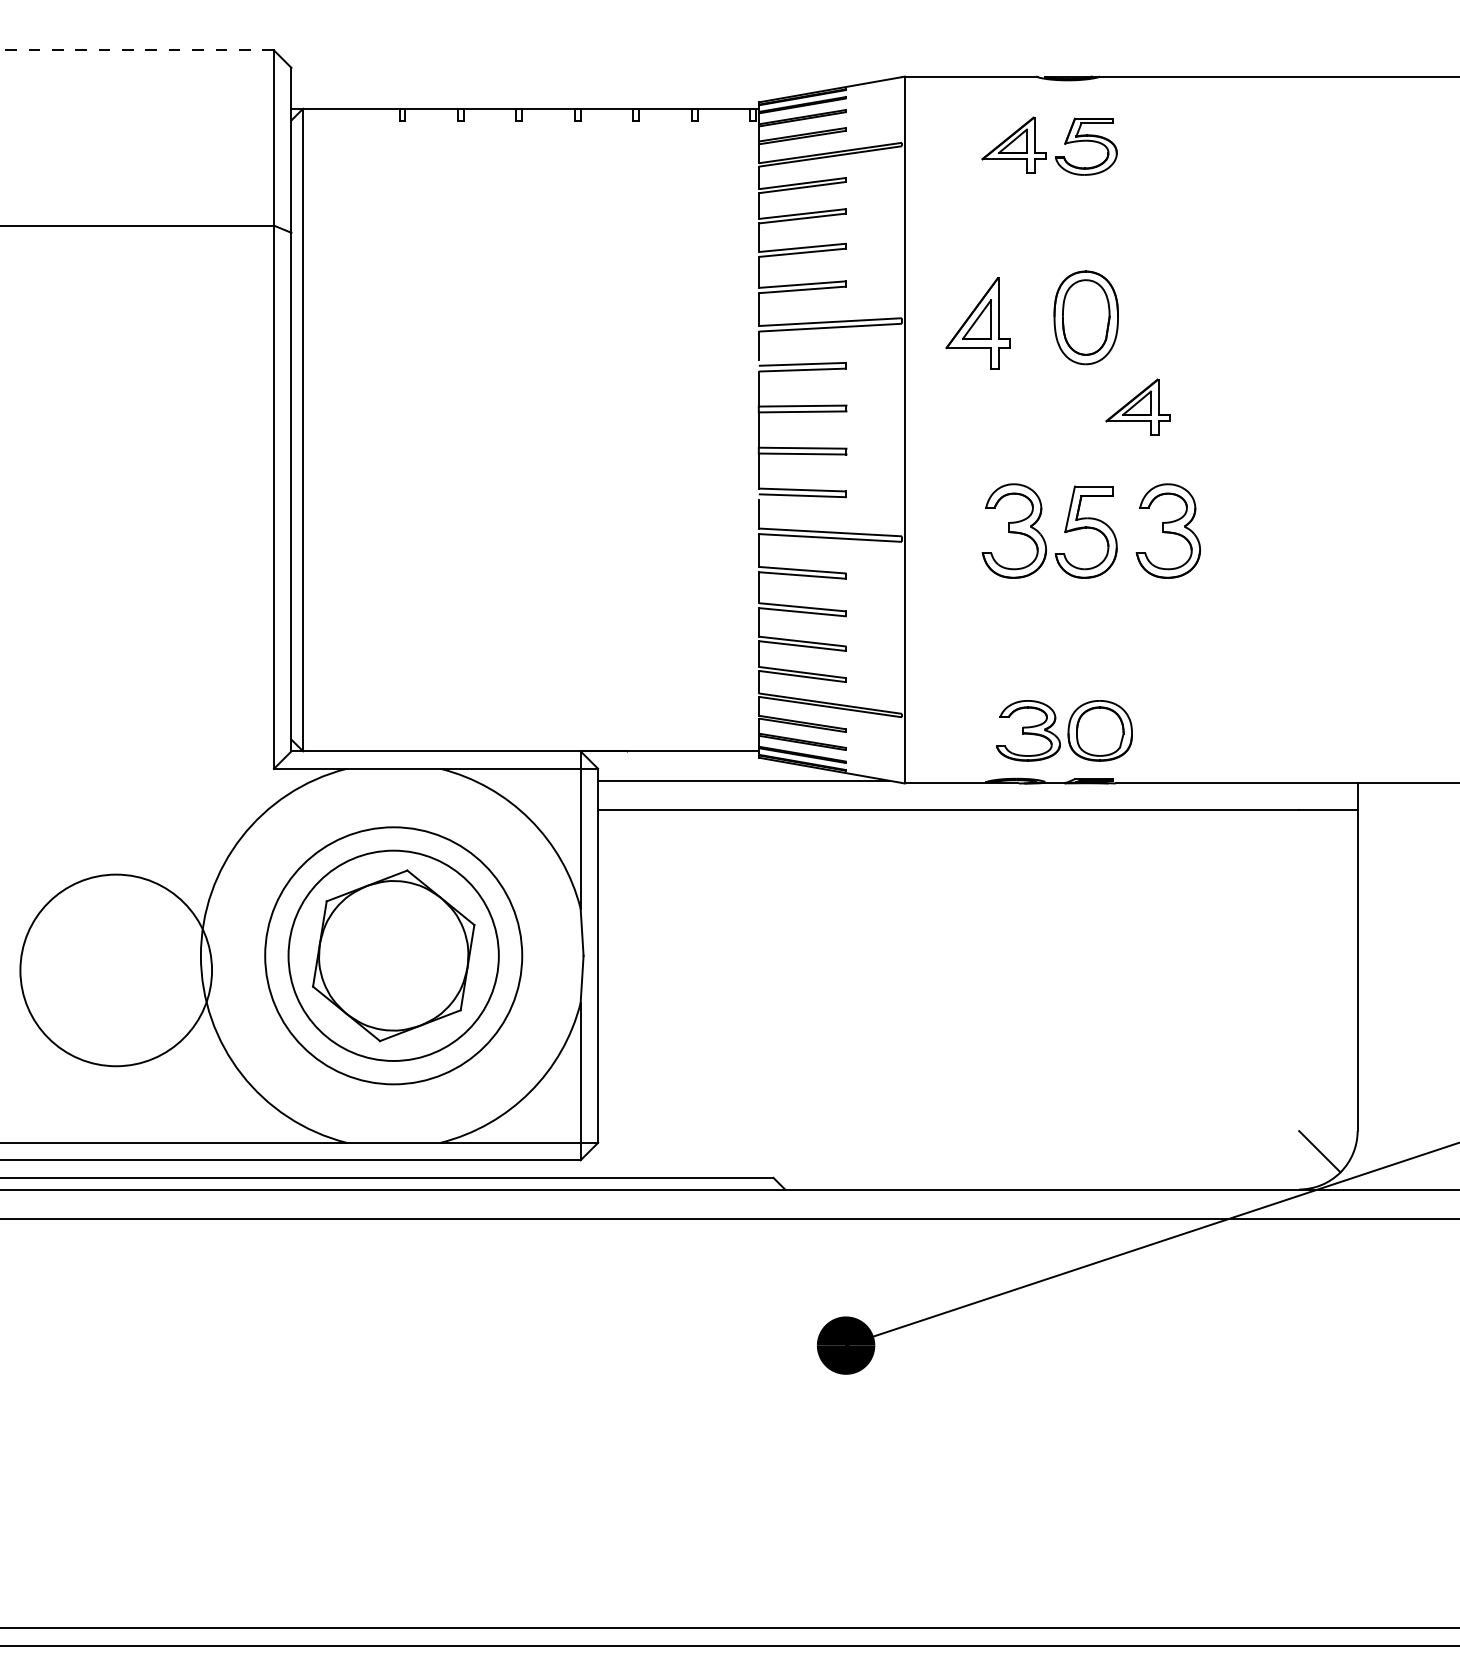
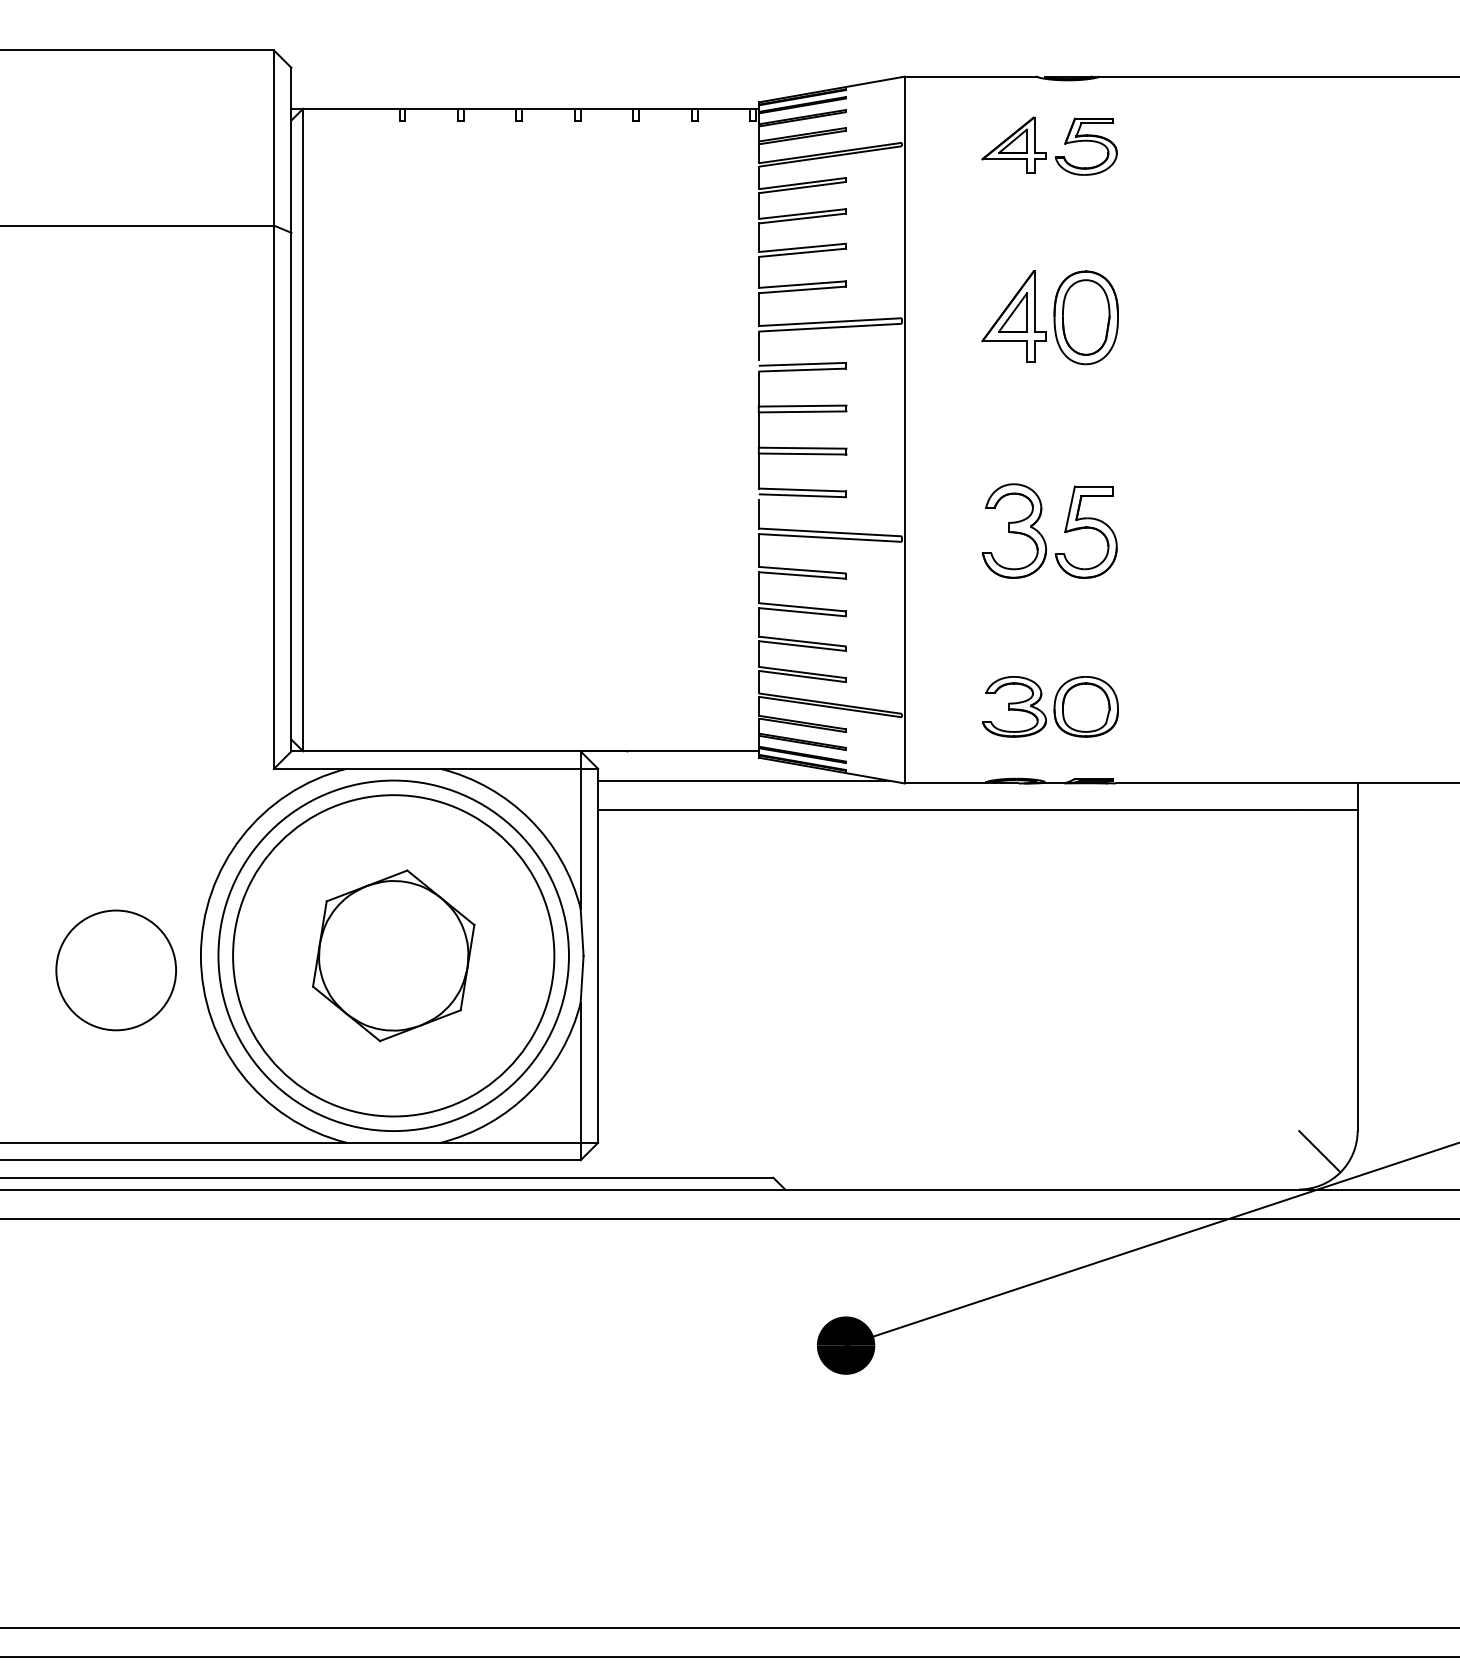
line: dashed -> solid (137, 50)
part position: (977, 323) -> (1013, 316) (1013, 316)
part: present -> none (1137, 406)
part: present -> none (1168, 530)
part position: (1063, 730) -> (1049, 706) (1049, 706)
circle diameter: 210 px -> 351 px (393, 955)
circle diameter: 257 px -> 321 px (393, 955)
circle diameter: 192 px -> 120 px (116, 970)
line position: (729, 1645) -> (729, 1656) (729, 1656)
